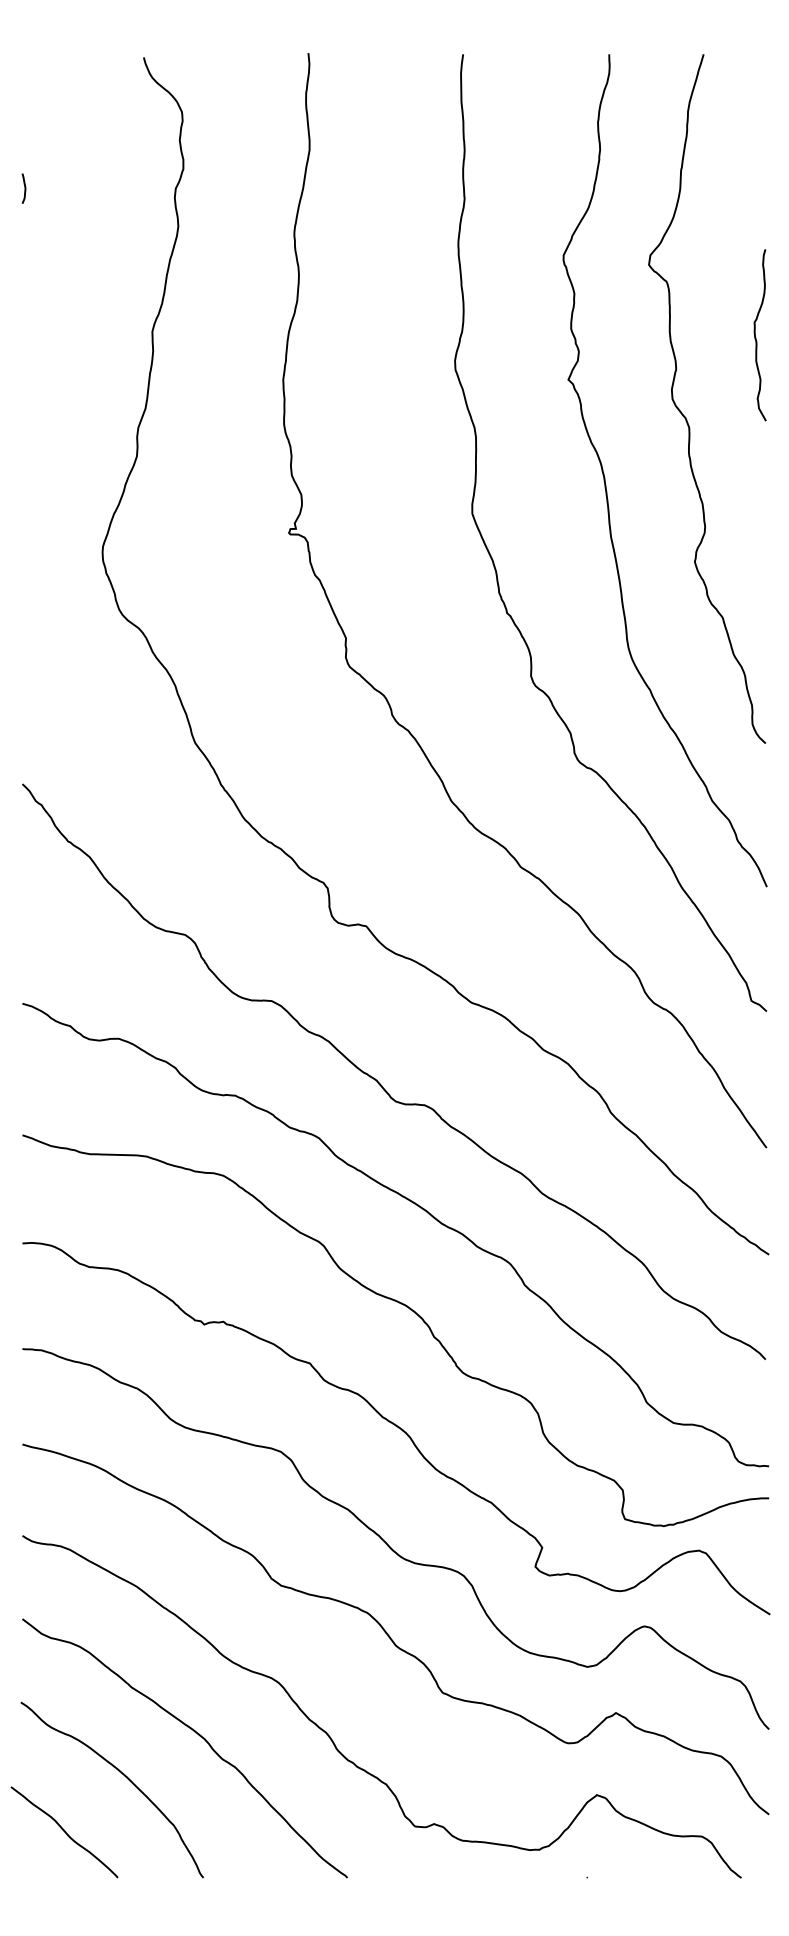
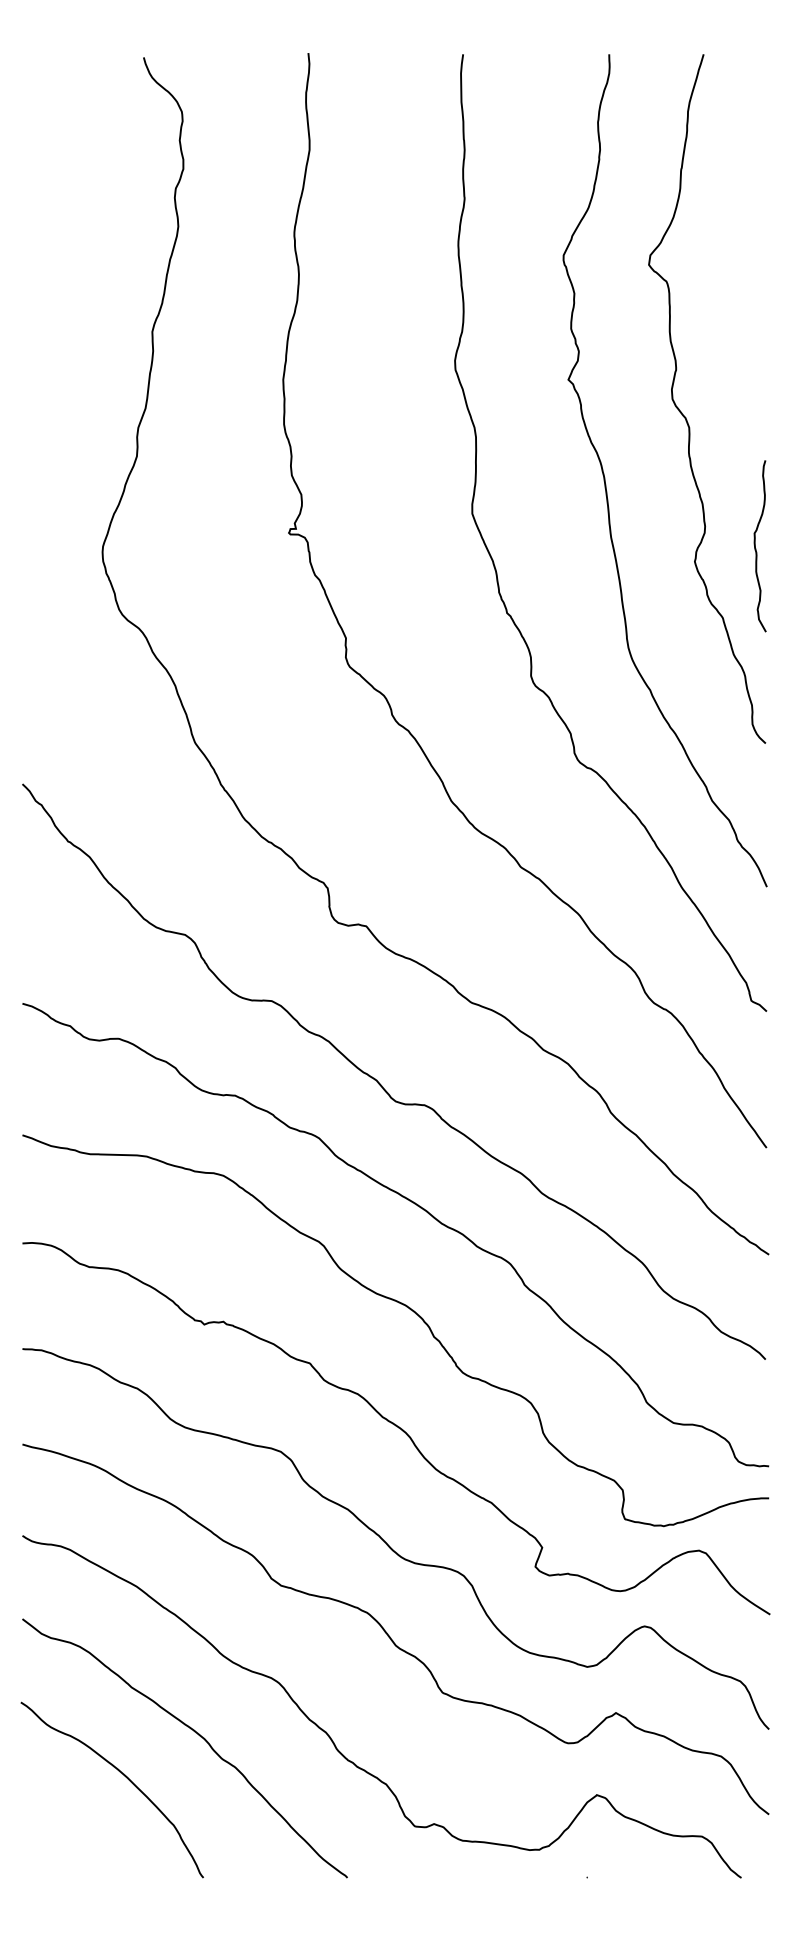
curve: present -> none (24, 188)
curve position: (756, 337) -> (756, 548) (756, 548)
curve: present -> none (64, 1832)
